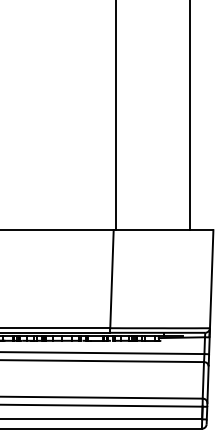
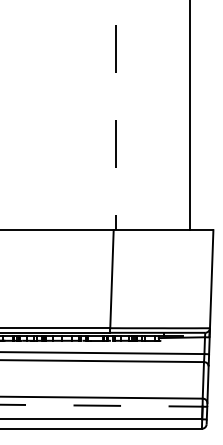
line: solid -> dashed (116, 115)
line: solid -> dashed (101, 405)
